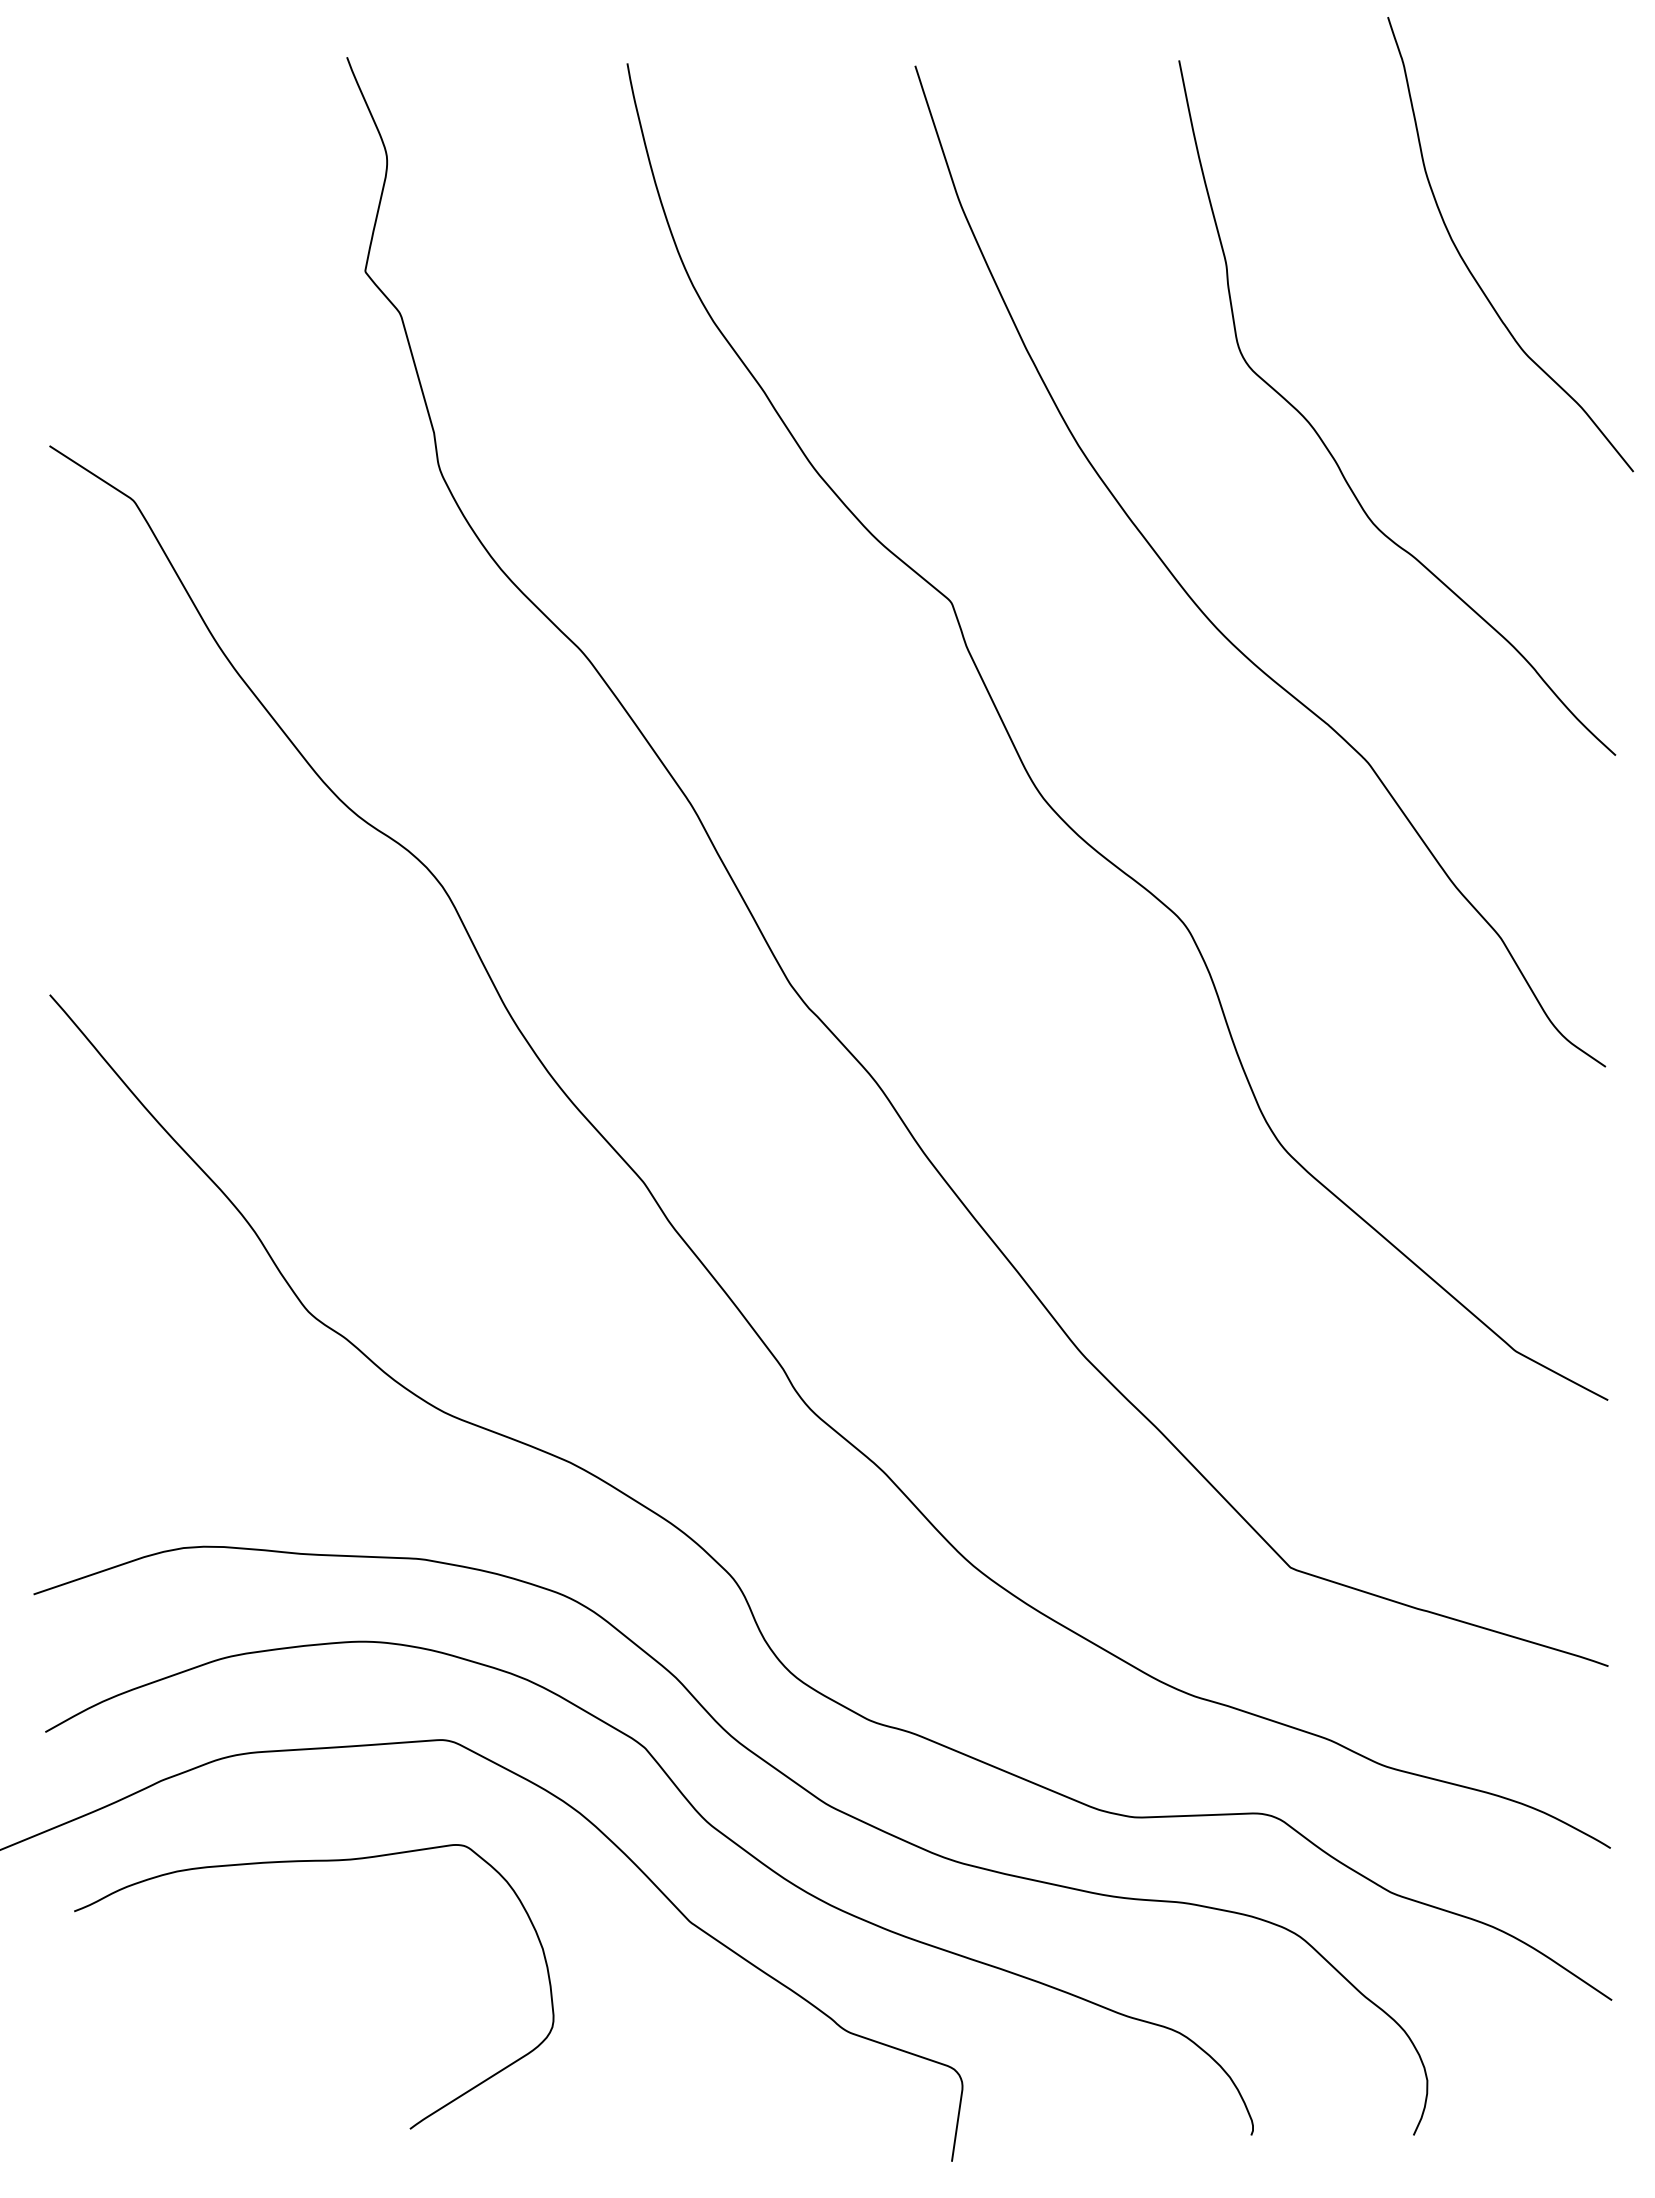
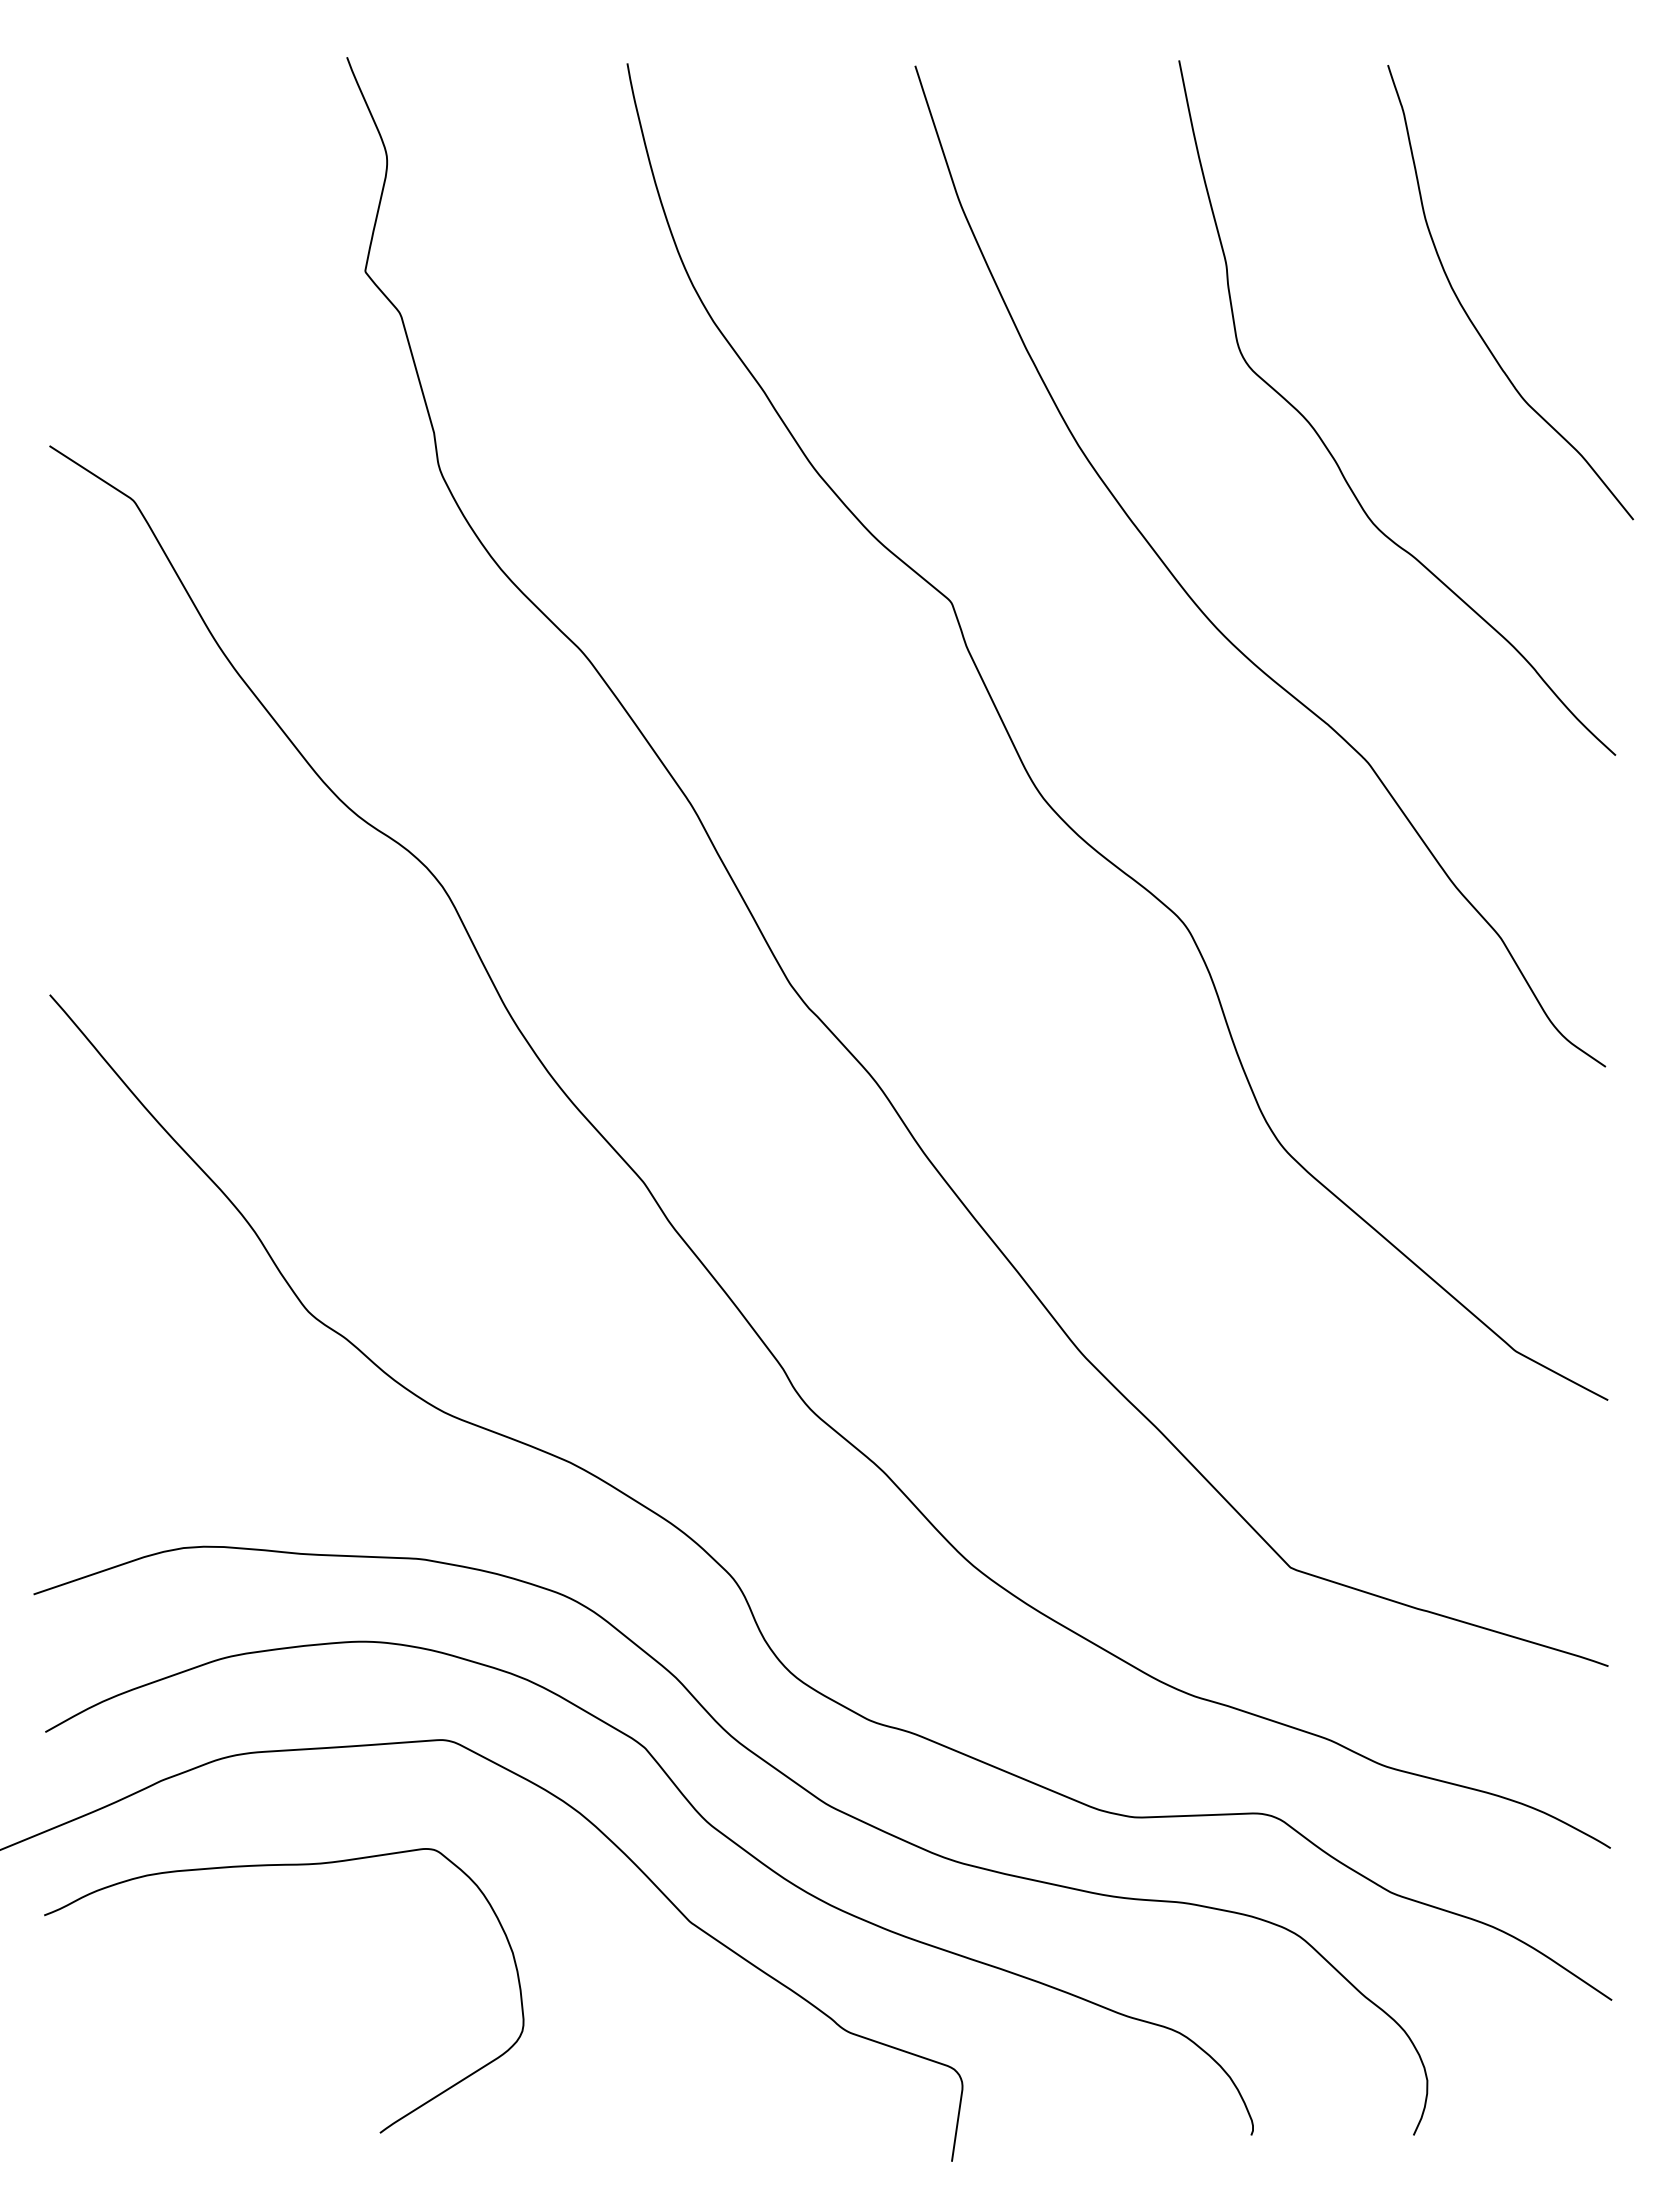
curve position: (1469, 268) -> (1469, 316) (1469, 316)
curve position: (314, 1861) -> (284, 1865) (284, 1865)
